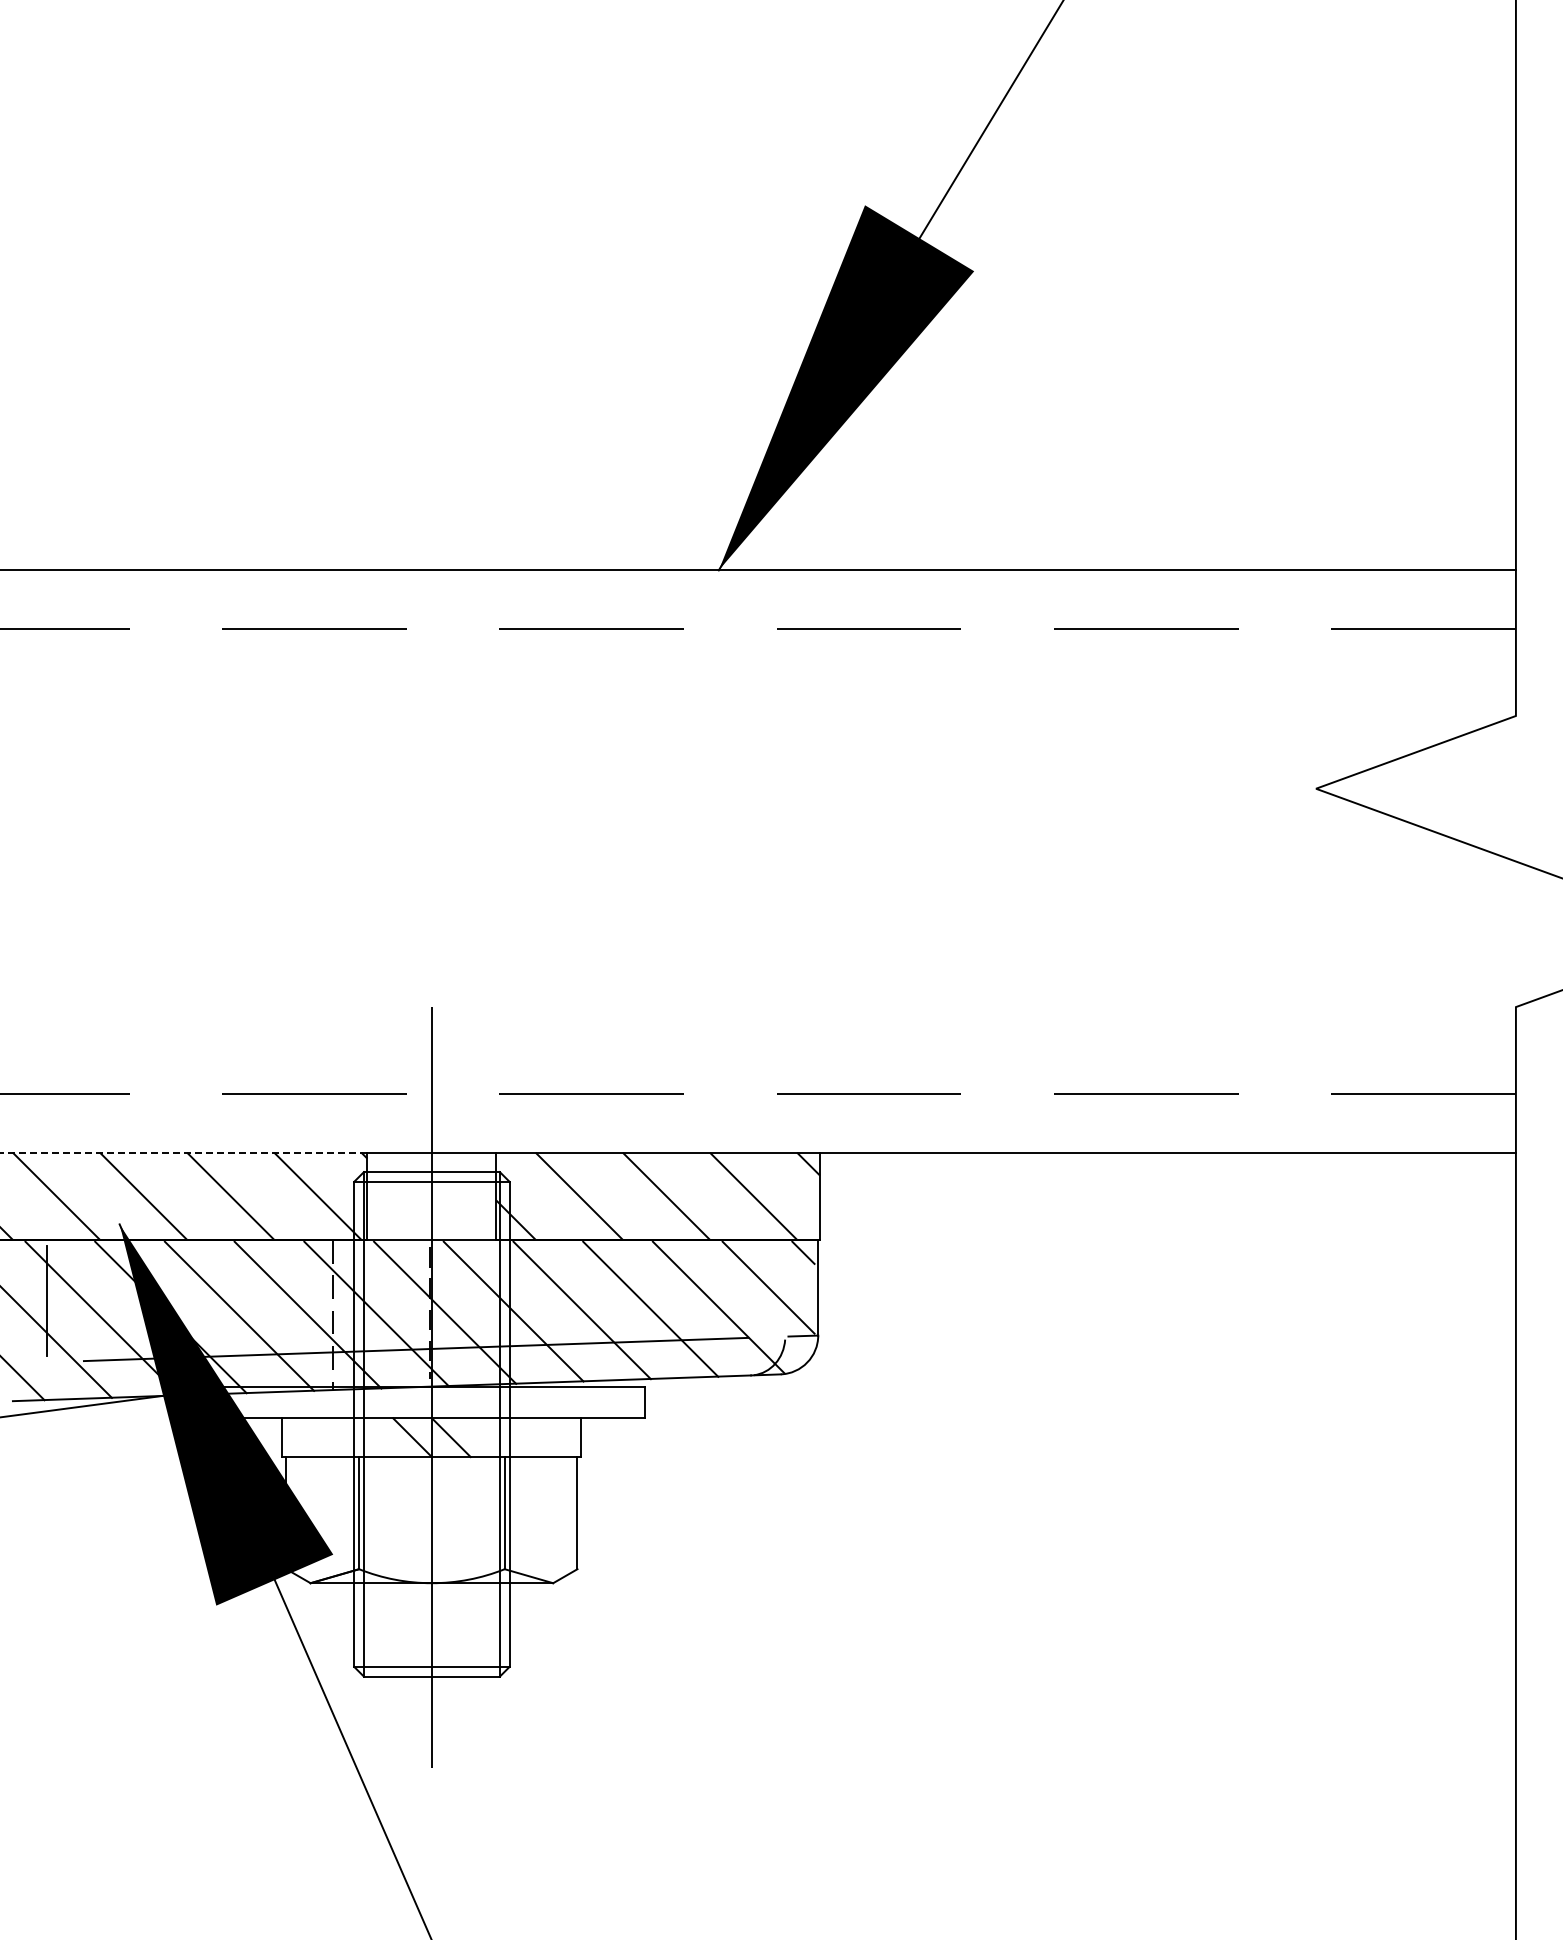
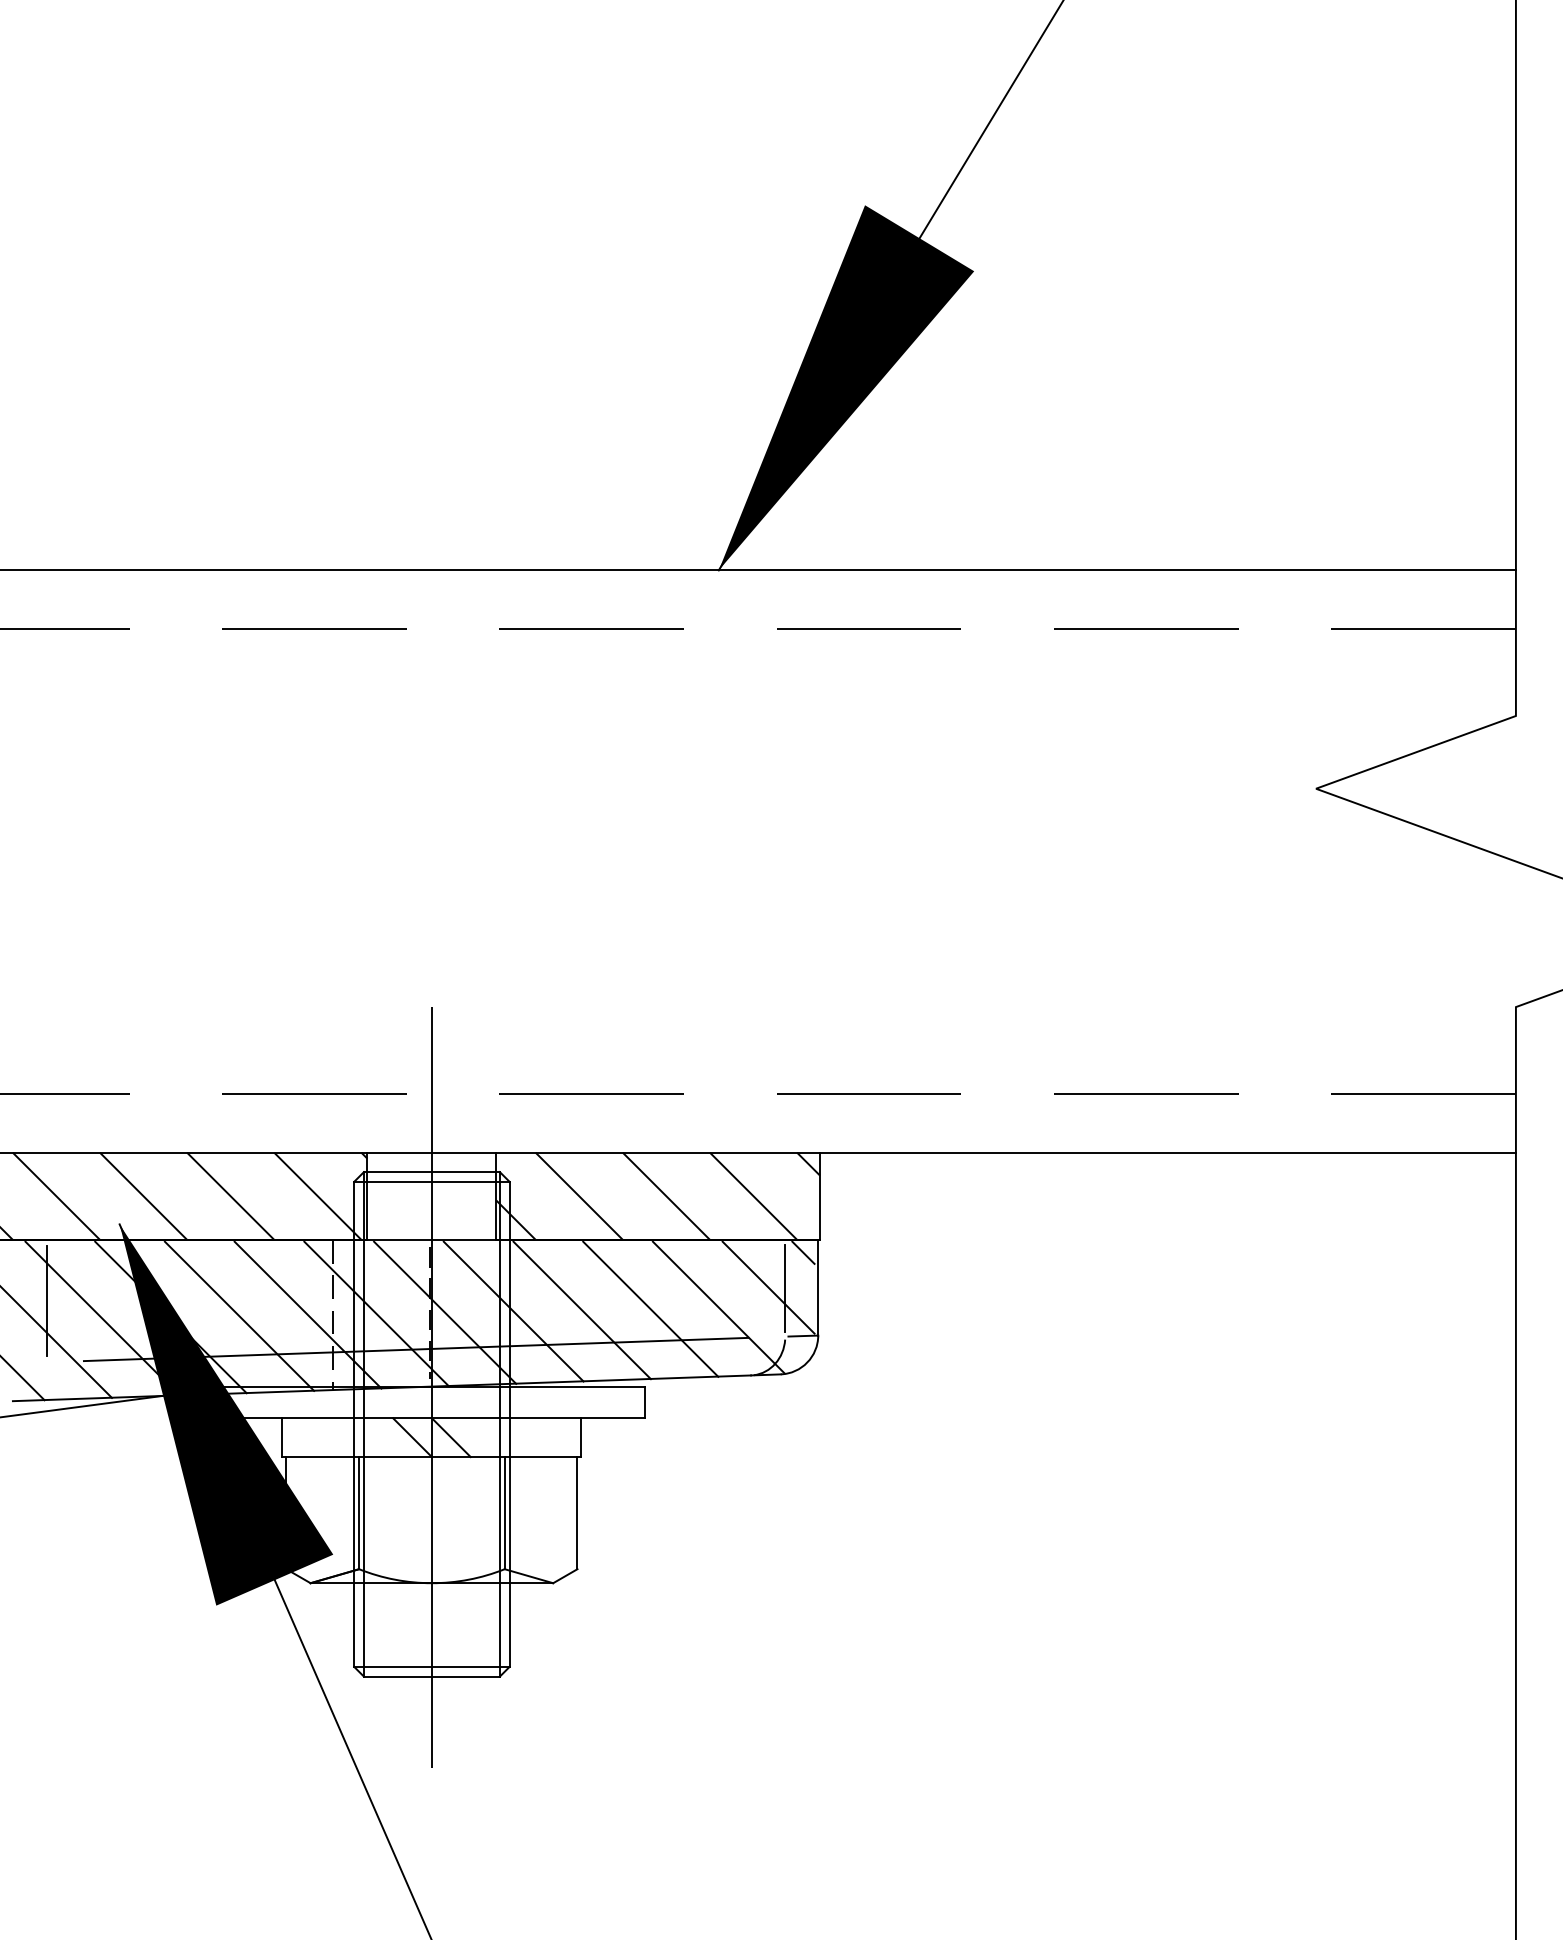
line: dashed -> solid (183, 1152)
line: none -> present (785, 1287)
